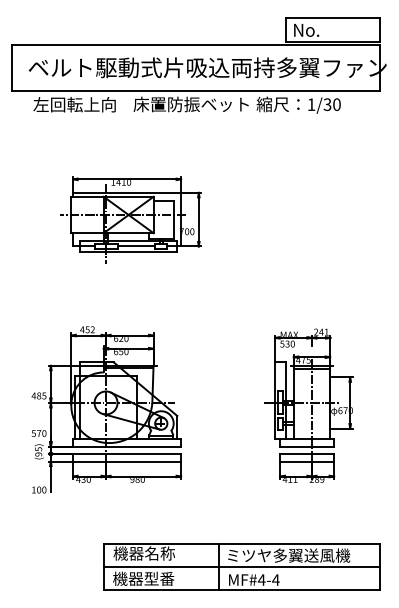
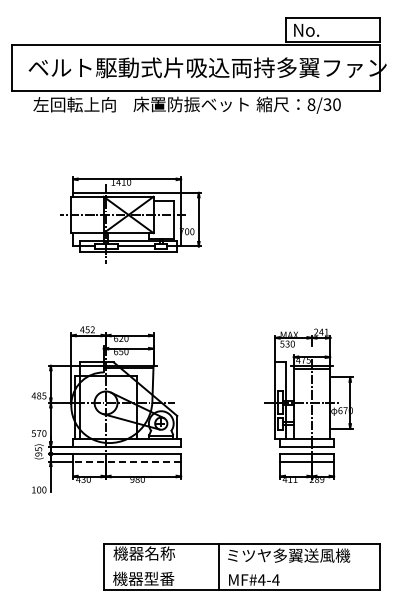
text: 1/30 -> 8/30 (311, 104)
line: solid -> dashed (126, 461)
line: present -> none (241, 566)
